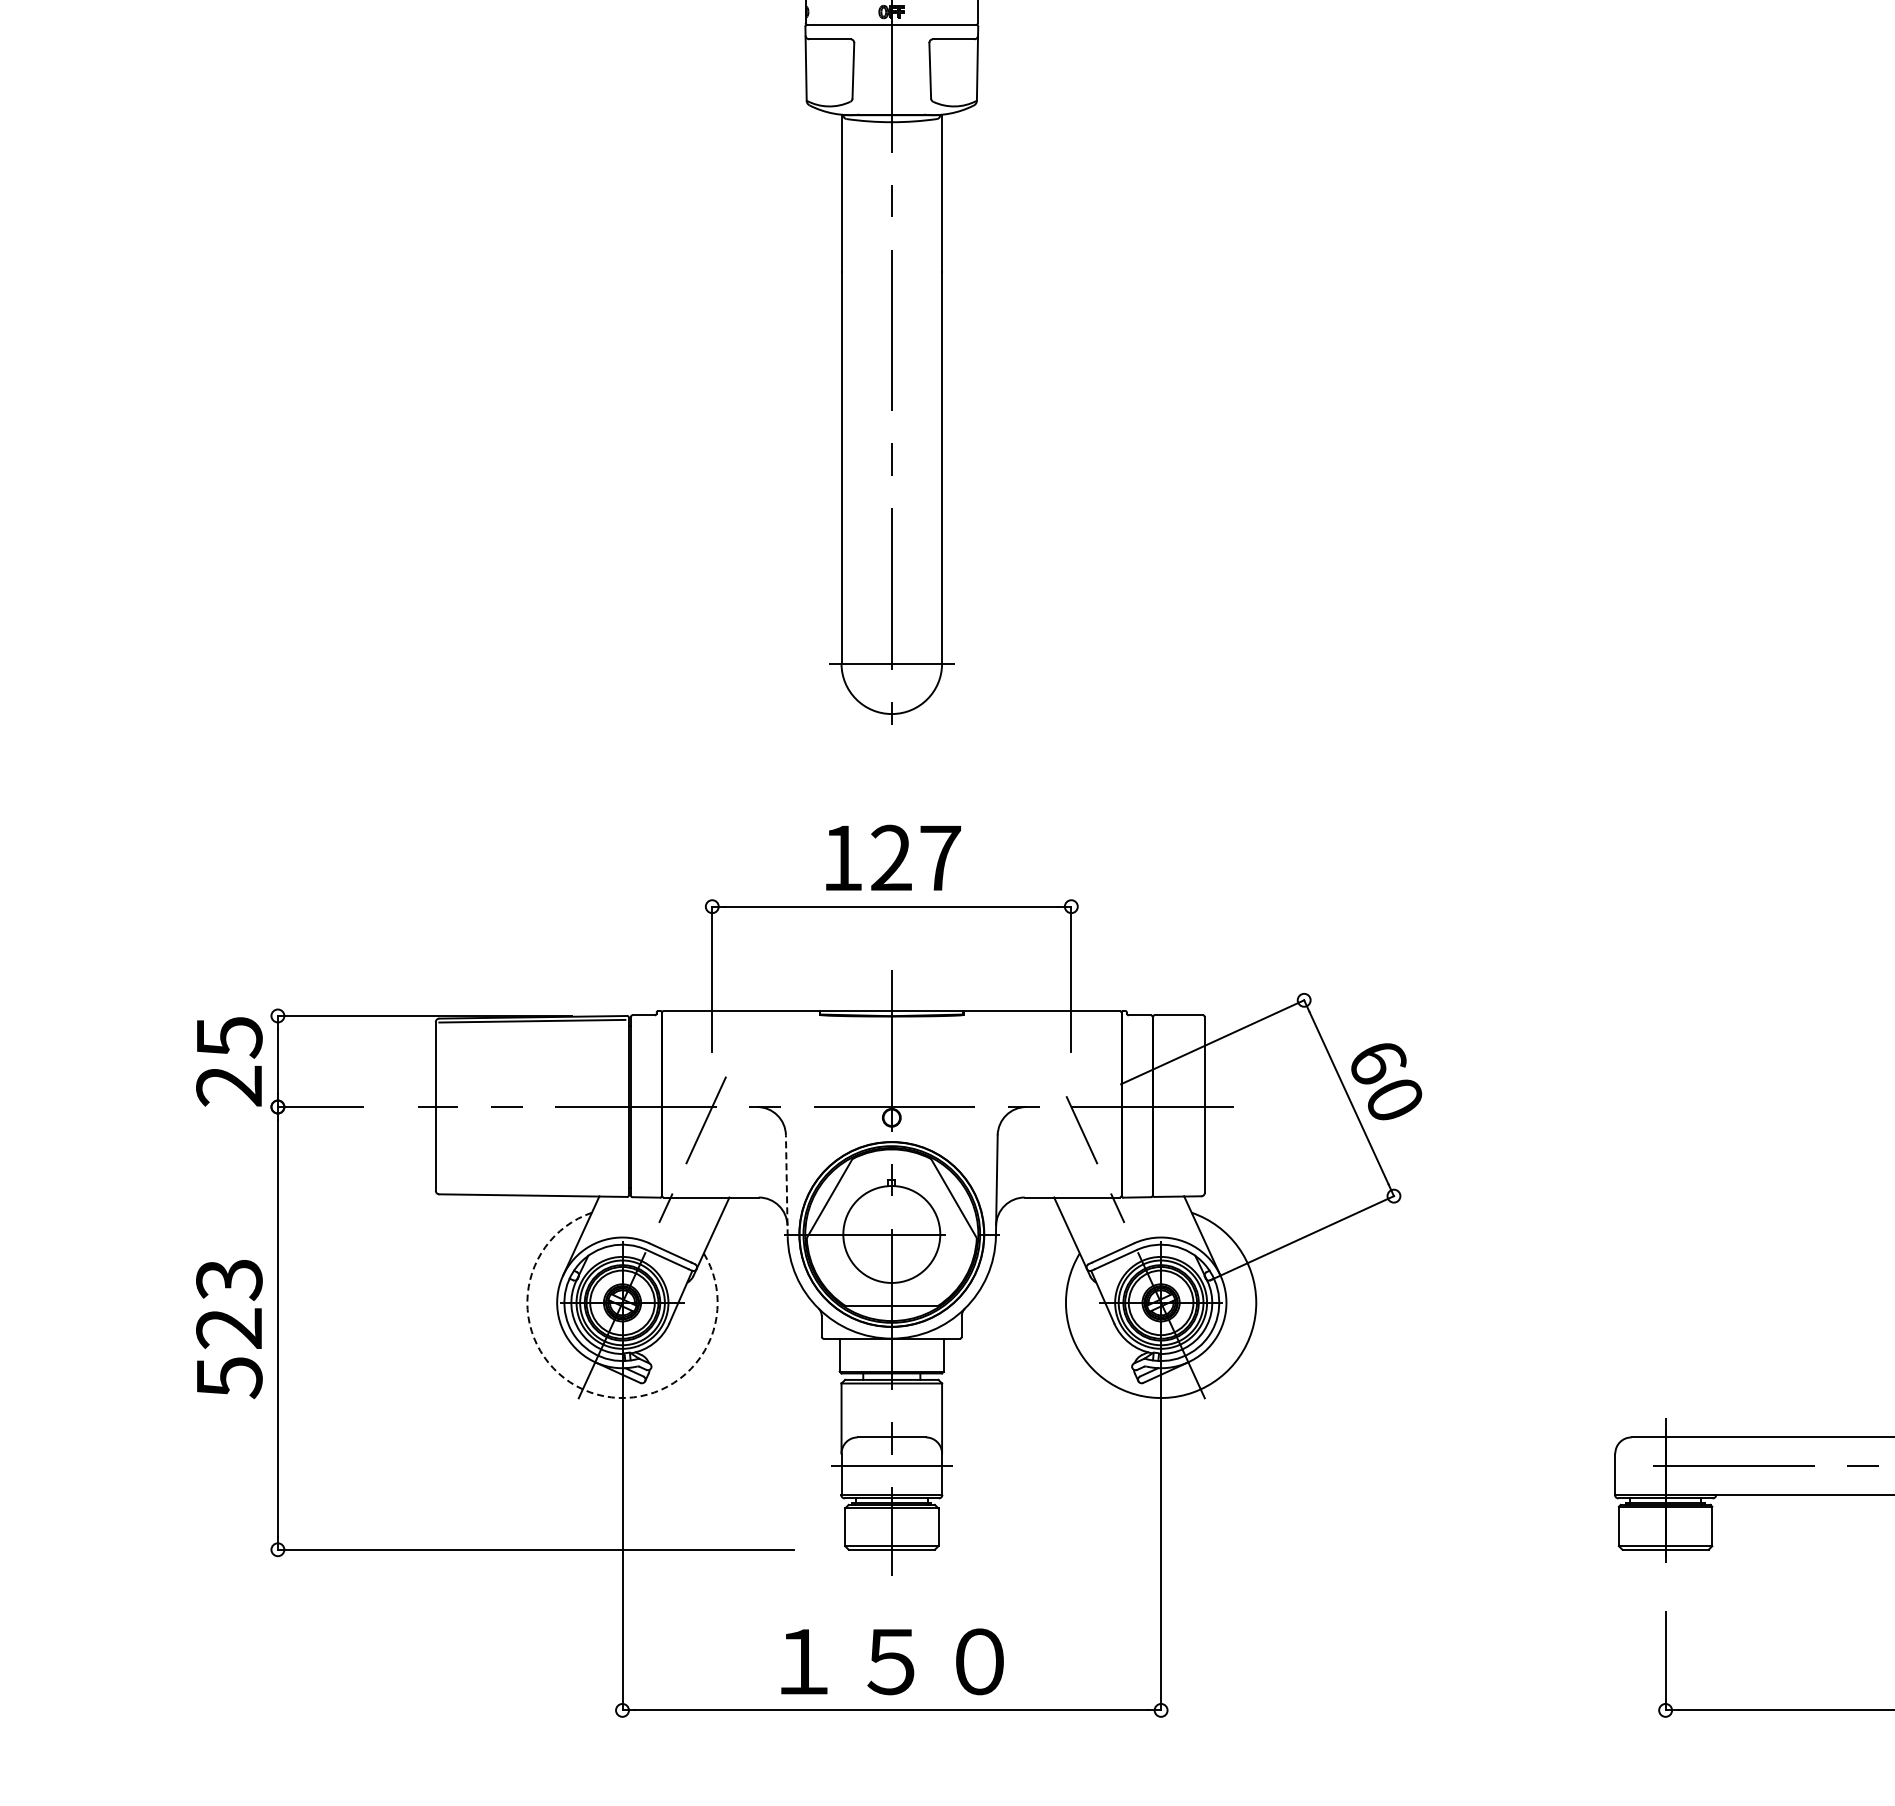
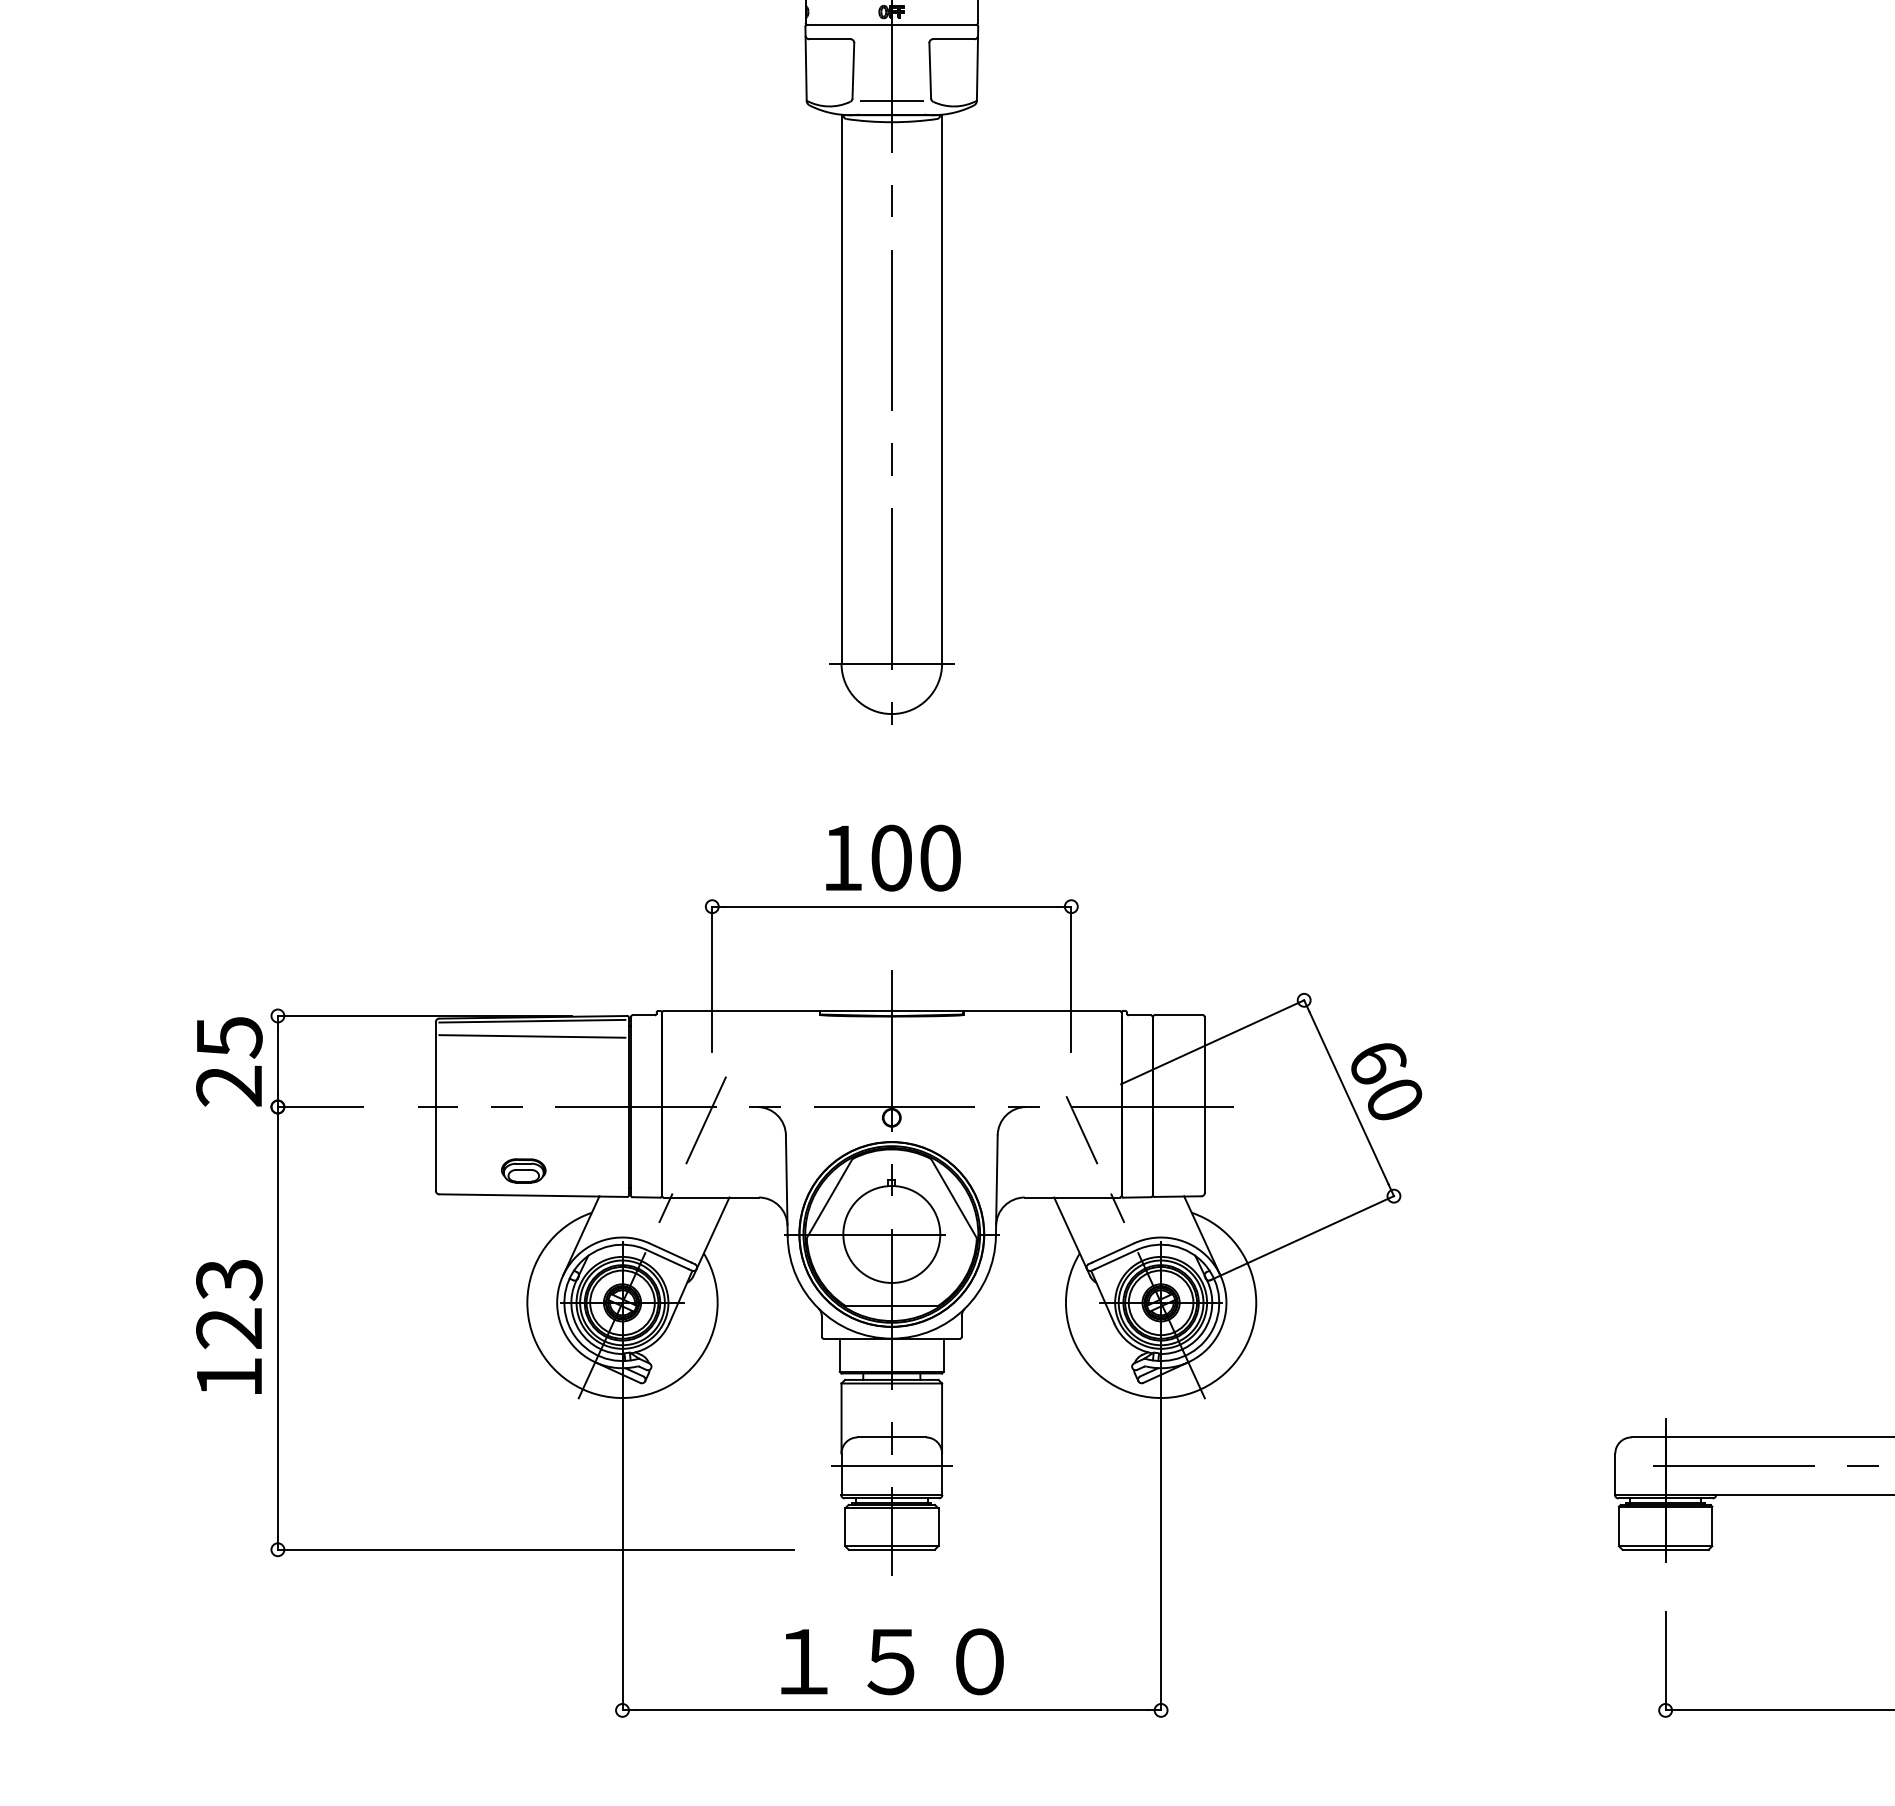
line: none -> present (891, 100)
text: 127 -> 100 (916, 857)
line: none -> present (532, 1036)
part: none -> present (523, 1170)
line: dashed -> solid (786, 1185)
text: 523 -> 123 (229, 1378)
arc: dashed -> solid (590, 1392)
